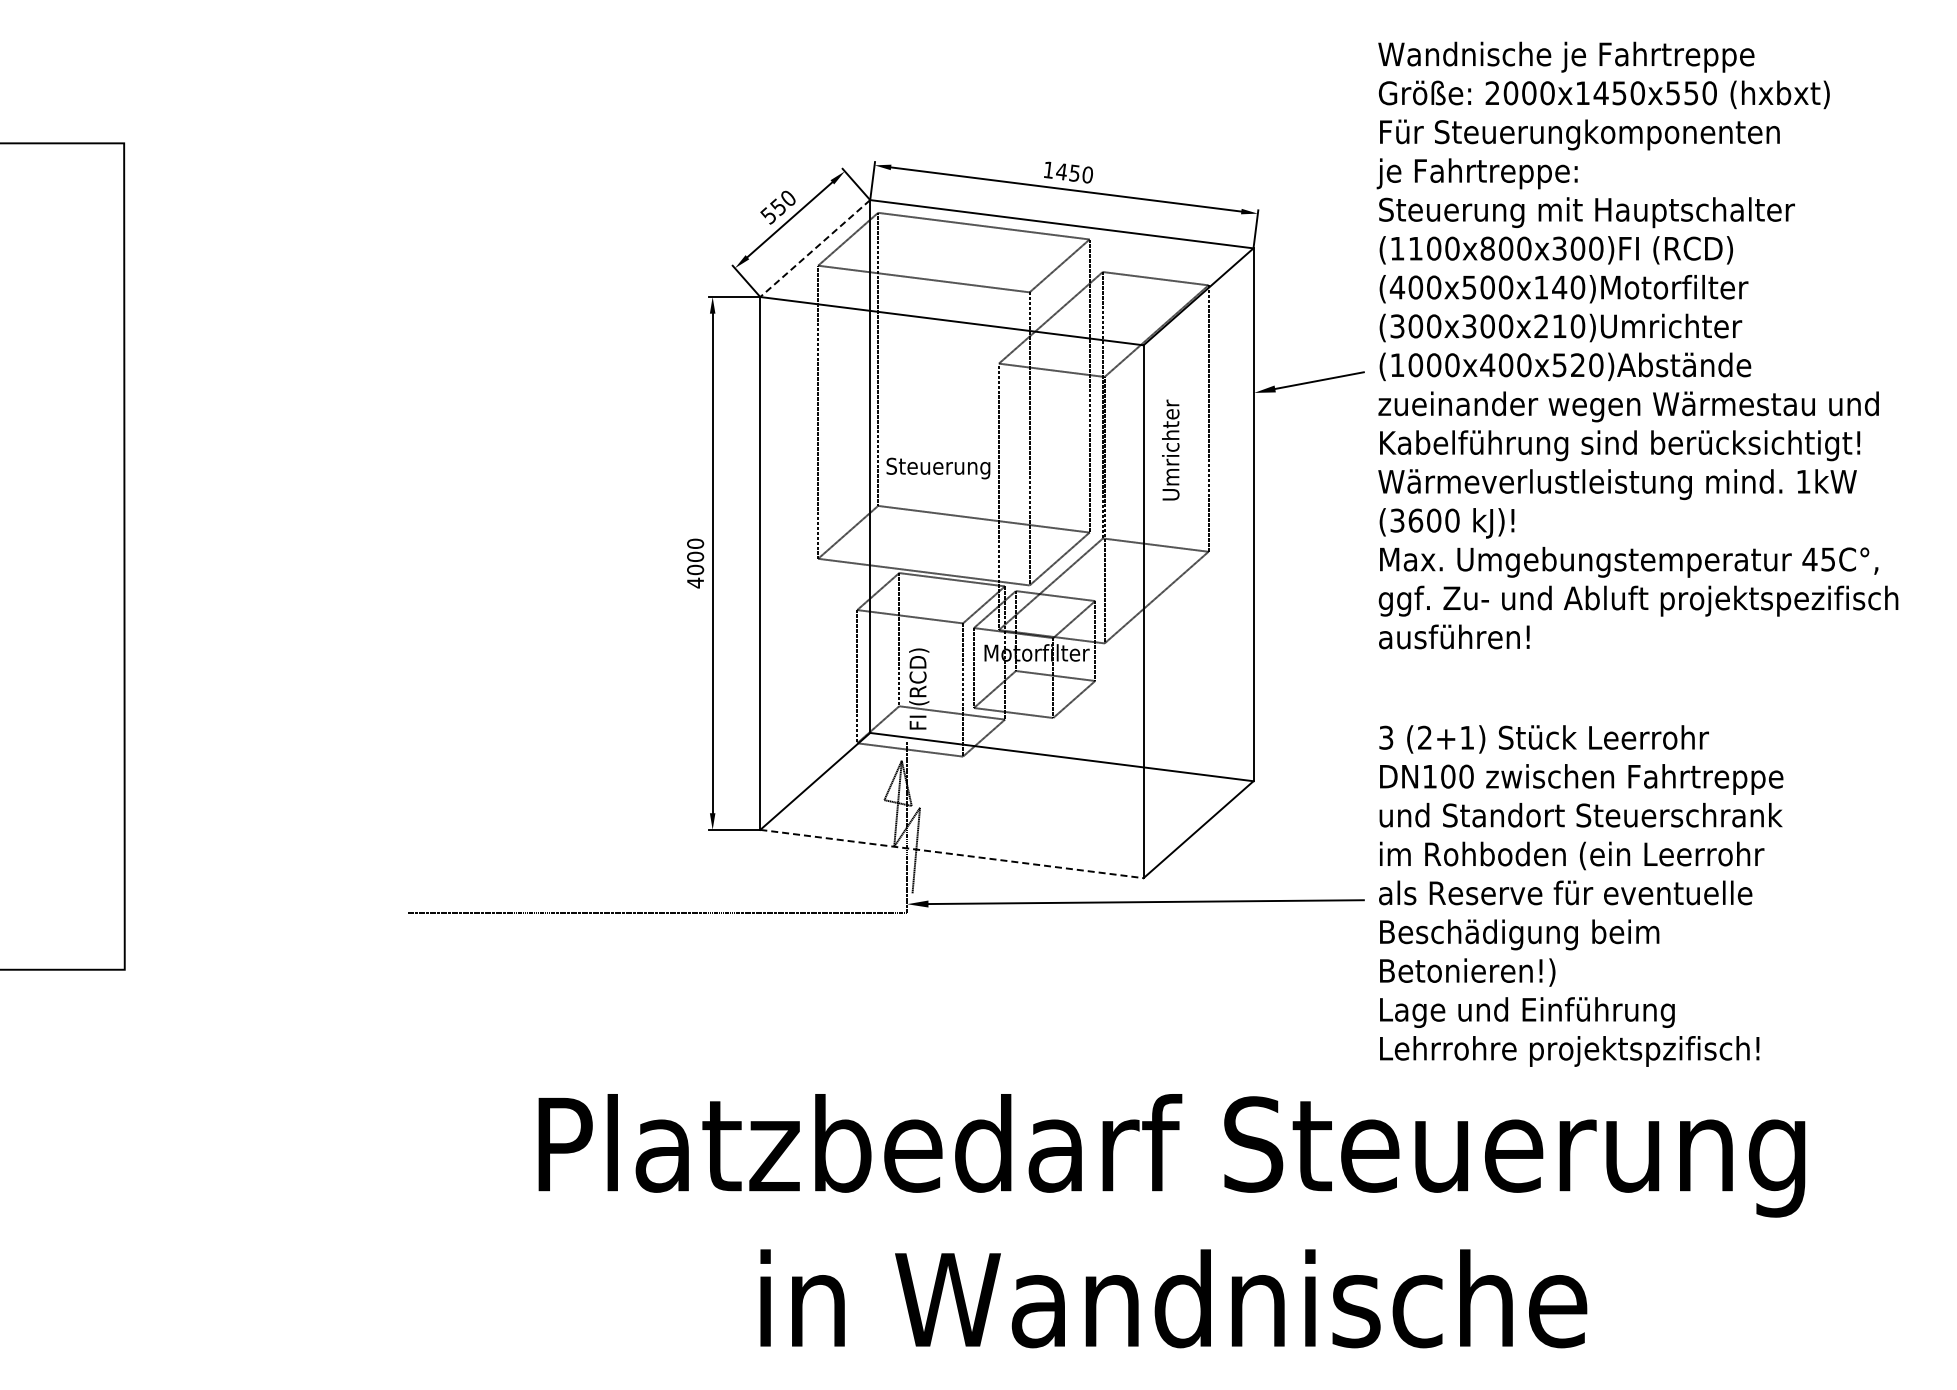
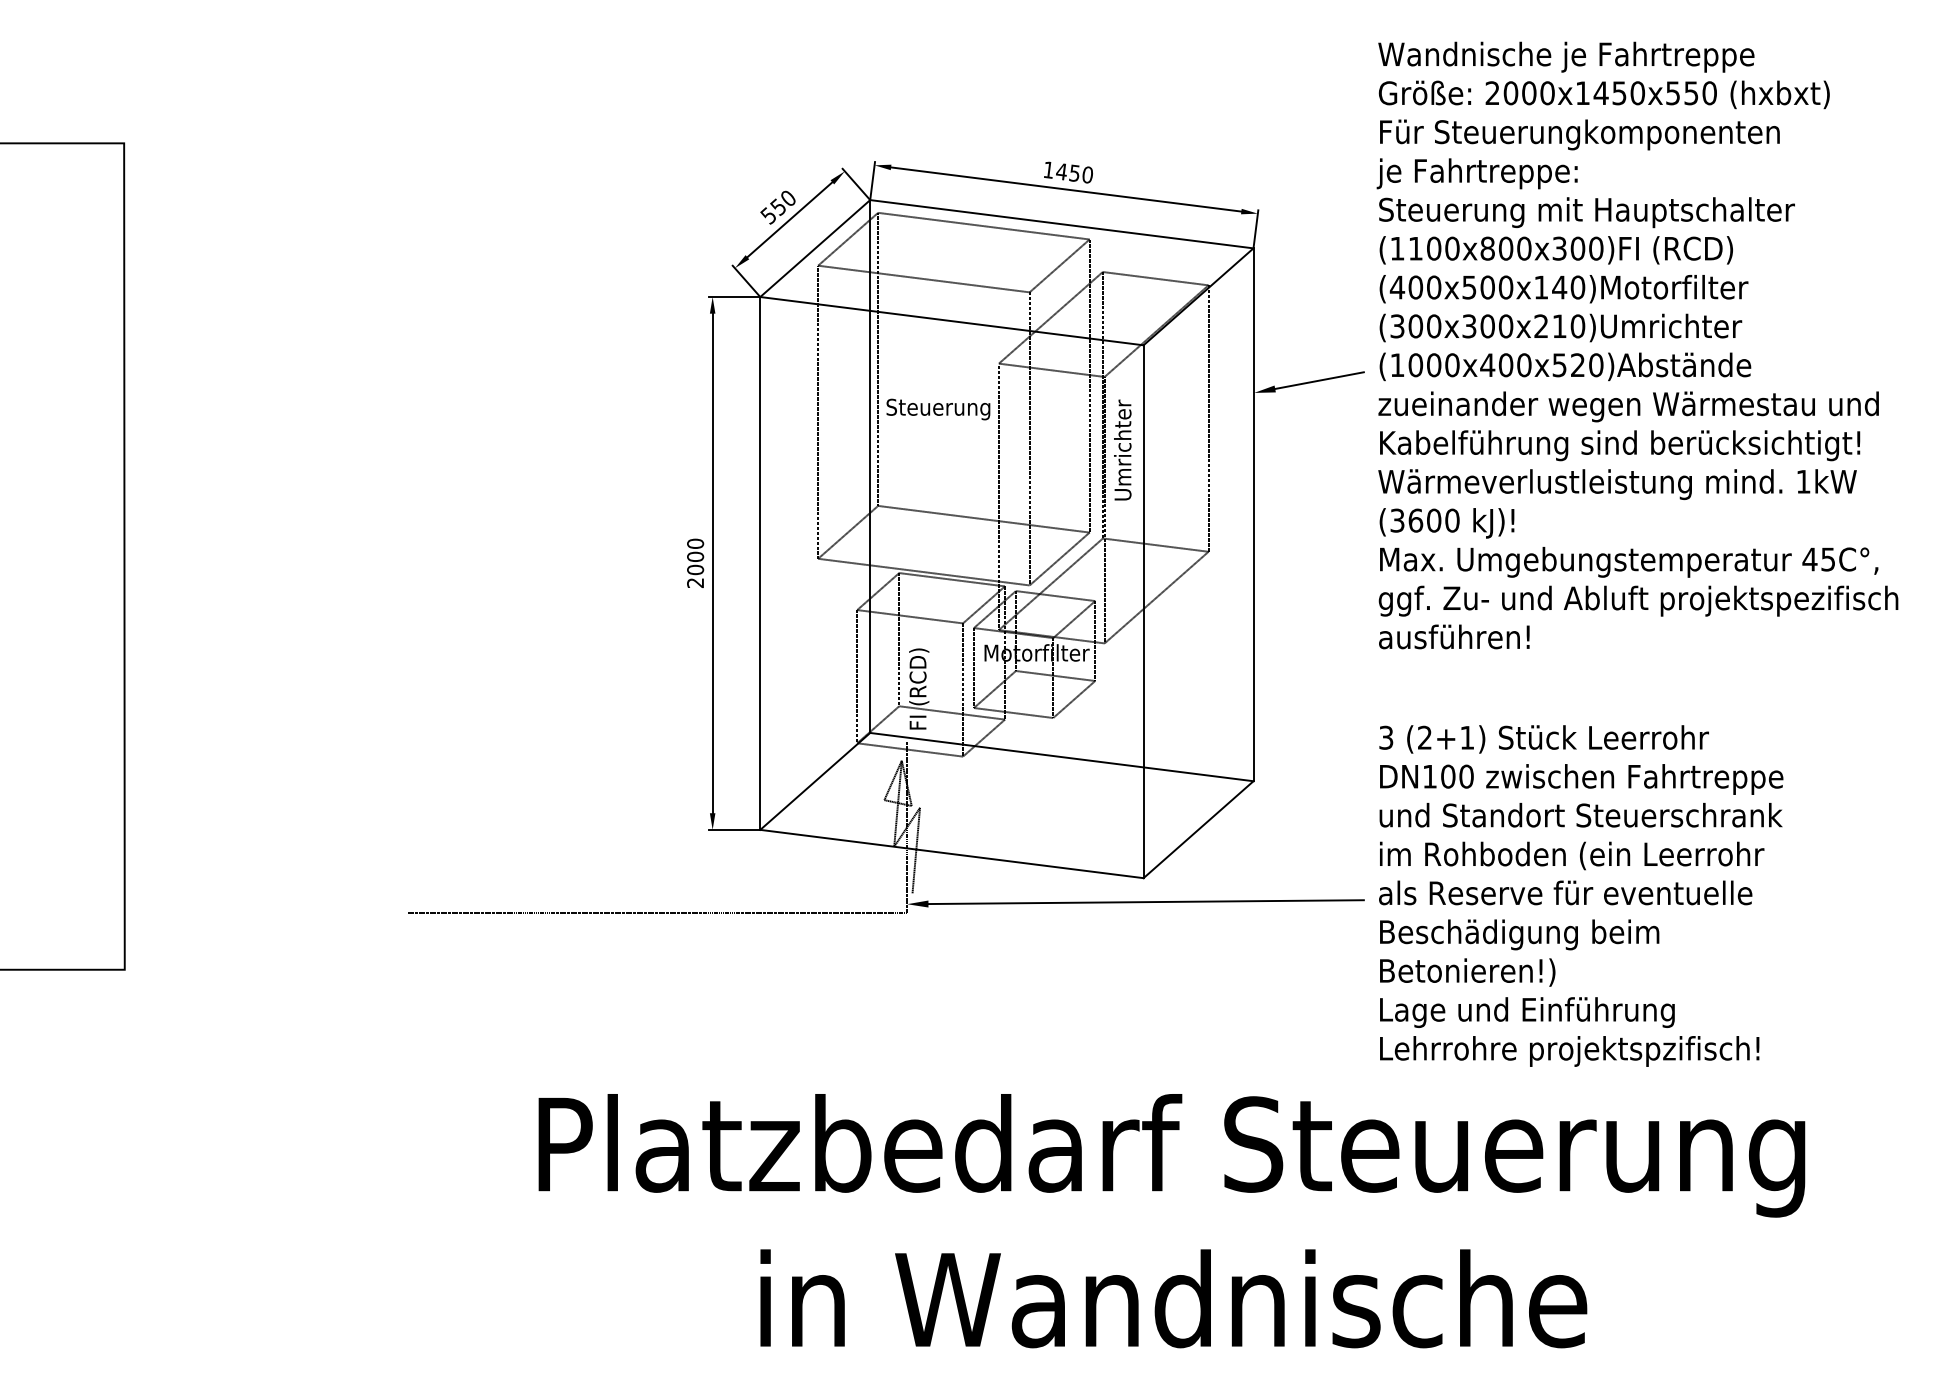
line: dashed -> solid (814, 248)
text position: (1170, 449) -> (1122, 449) (1122, 449)
text position: (938, 468) -> (938, 409) (938, 409)
text: 4000 -> 2000 (695, 582)
line: dashed -> solid (952, 854)
